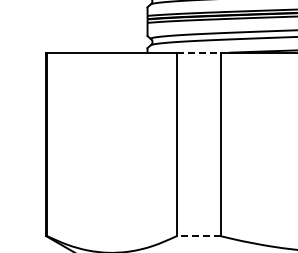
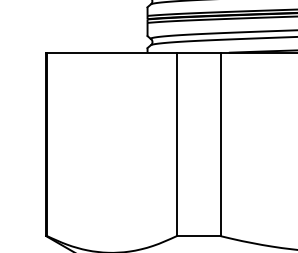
line: dashed -> solid (199, 52)
line: dashed -> solid (198, 236)
